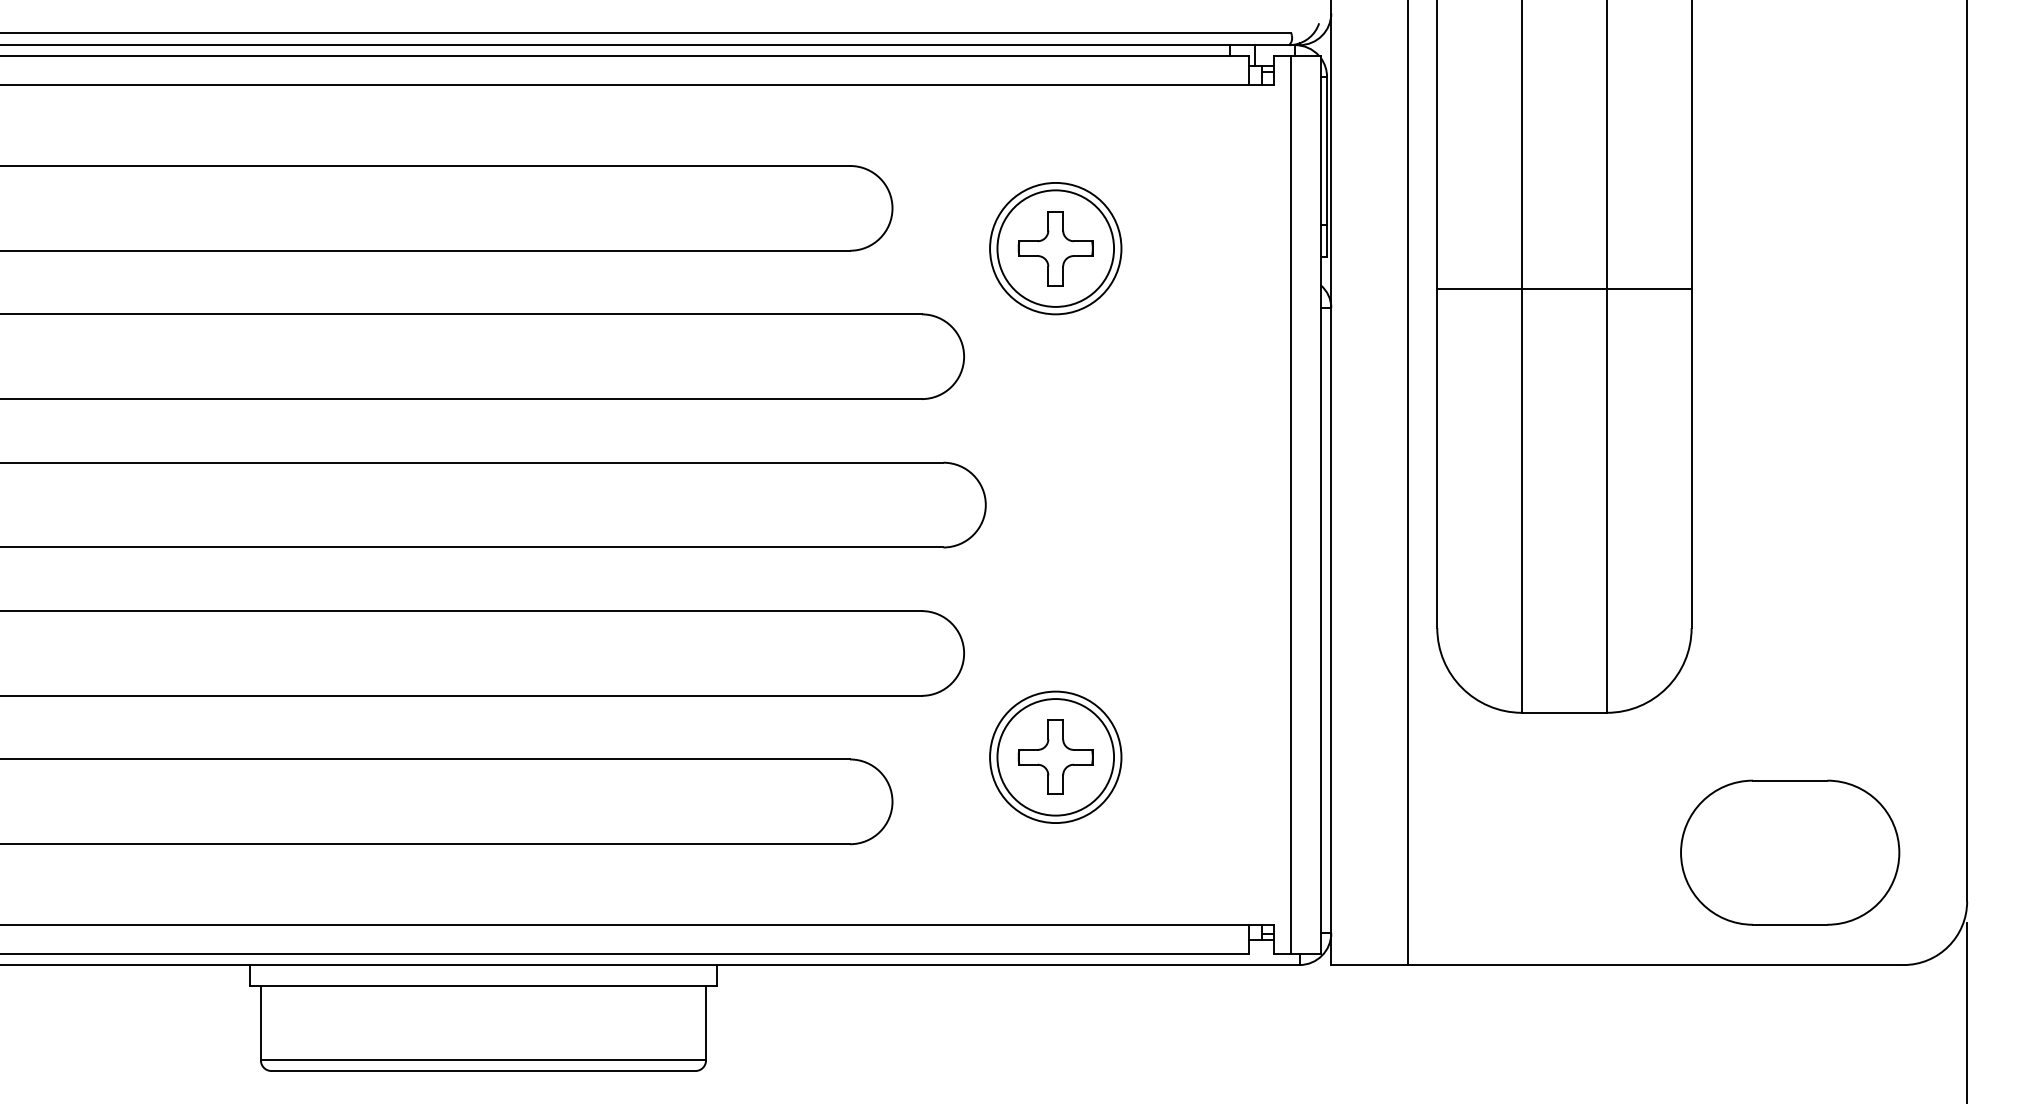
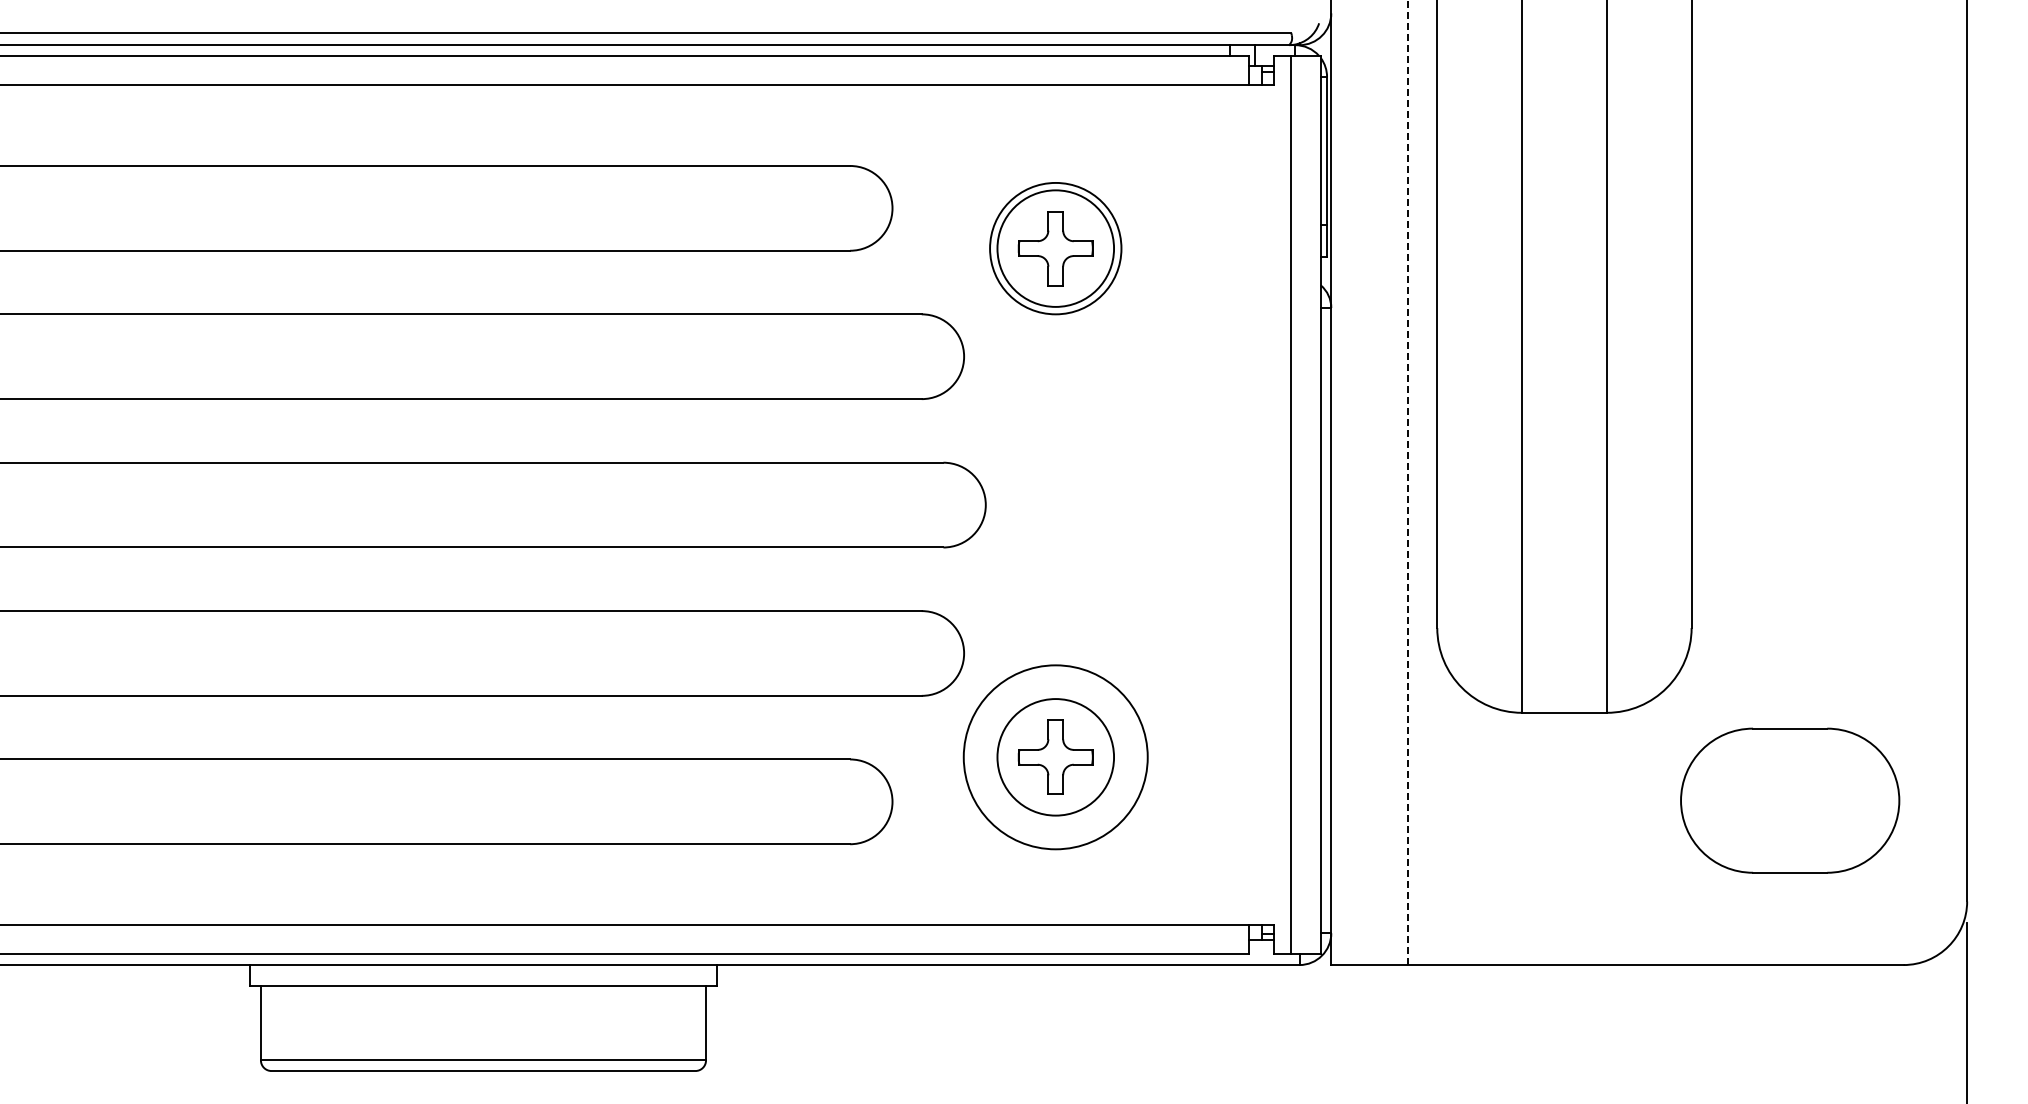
line: present -> none (1564, 288)
line: solid -> dashed (1407, 482)
circle diameter: 131 px -> 184 px (1055, 757)
part position: (1790, 852) -> (1790, 800) (1790, 800)
